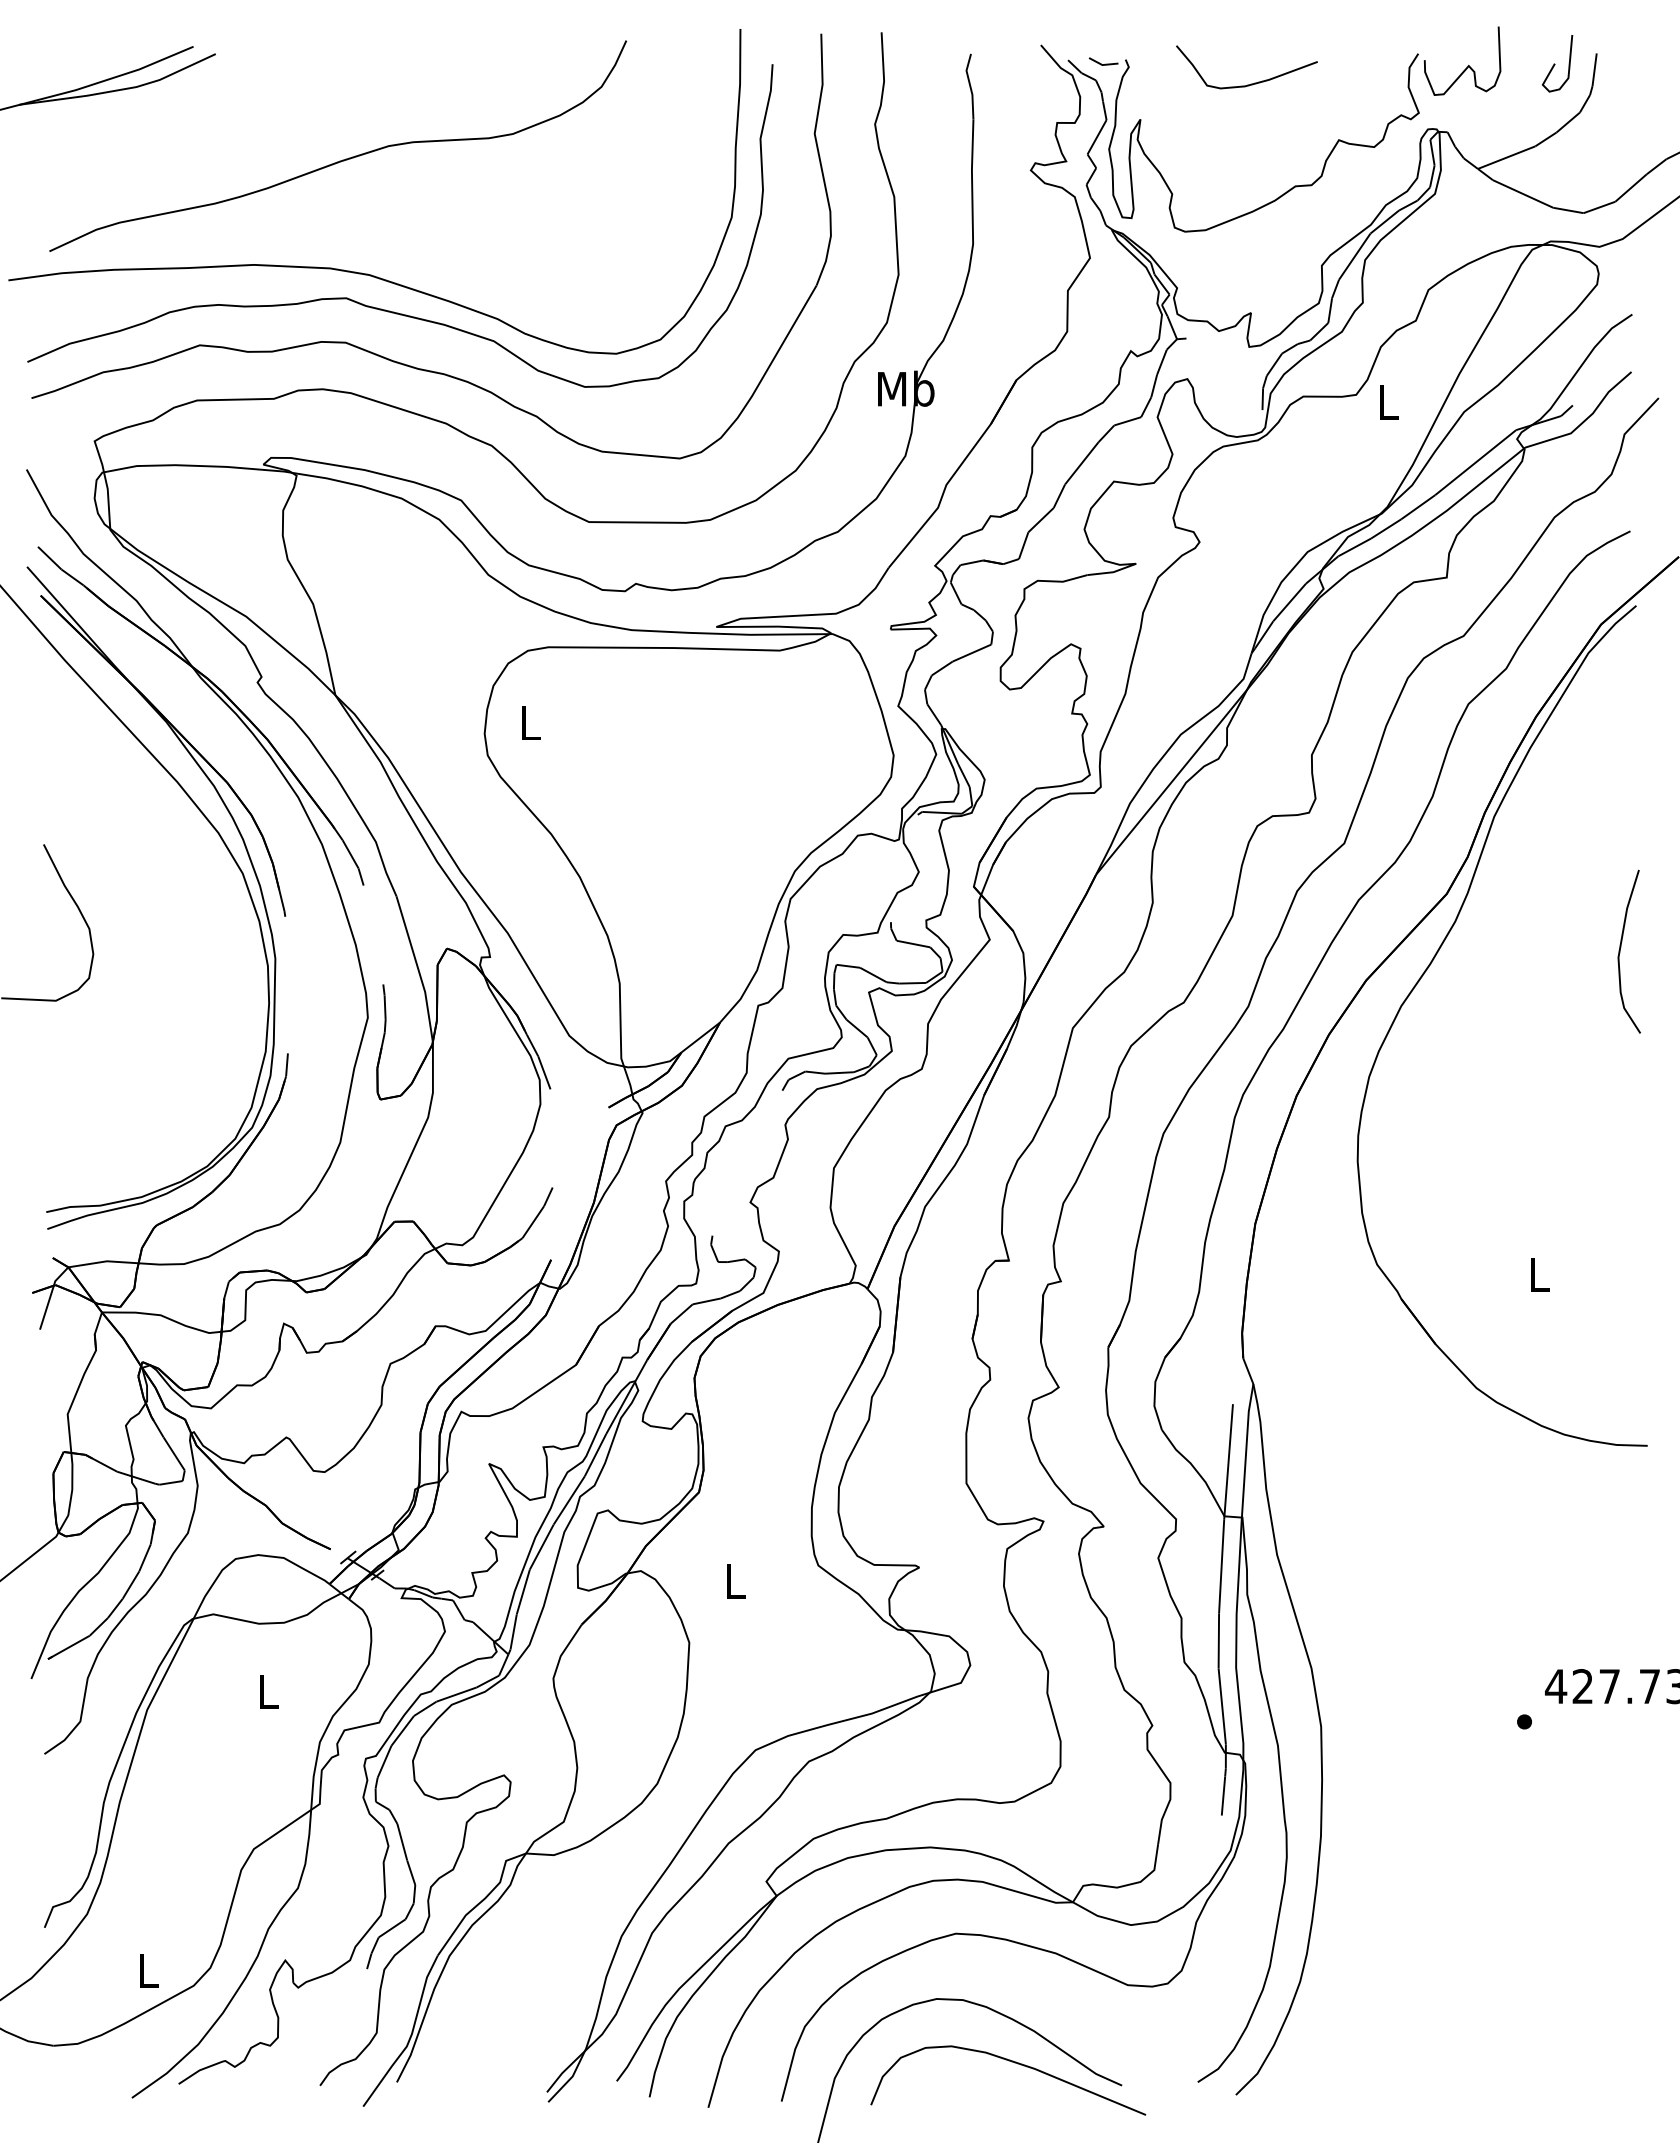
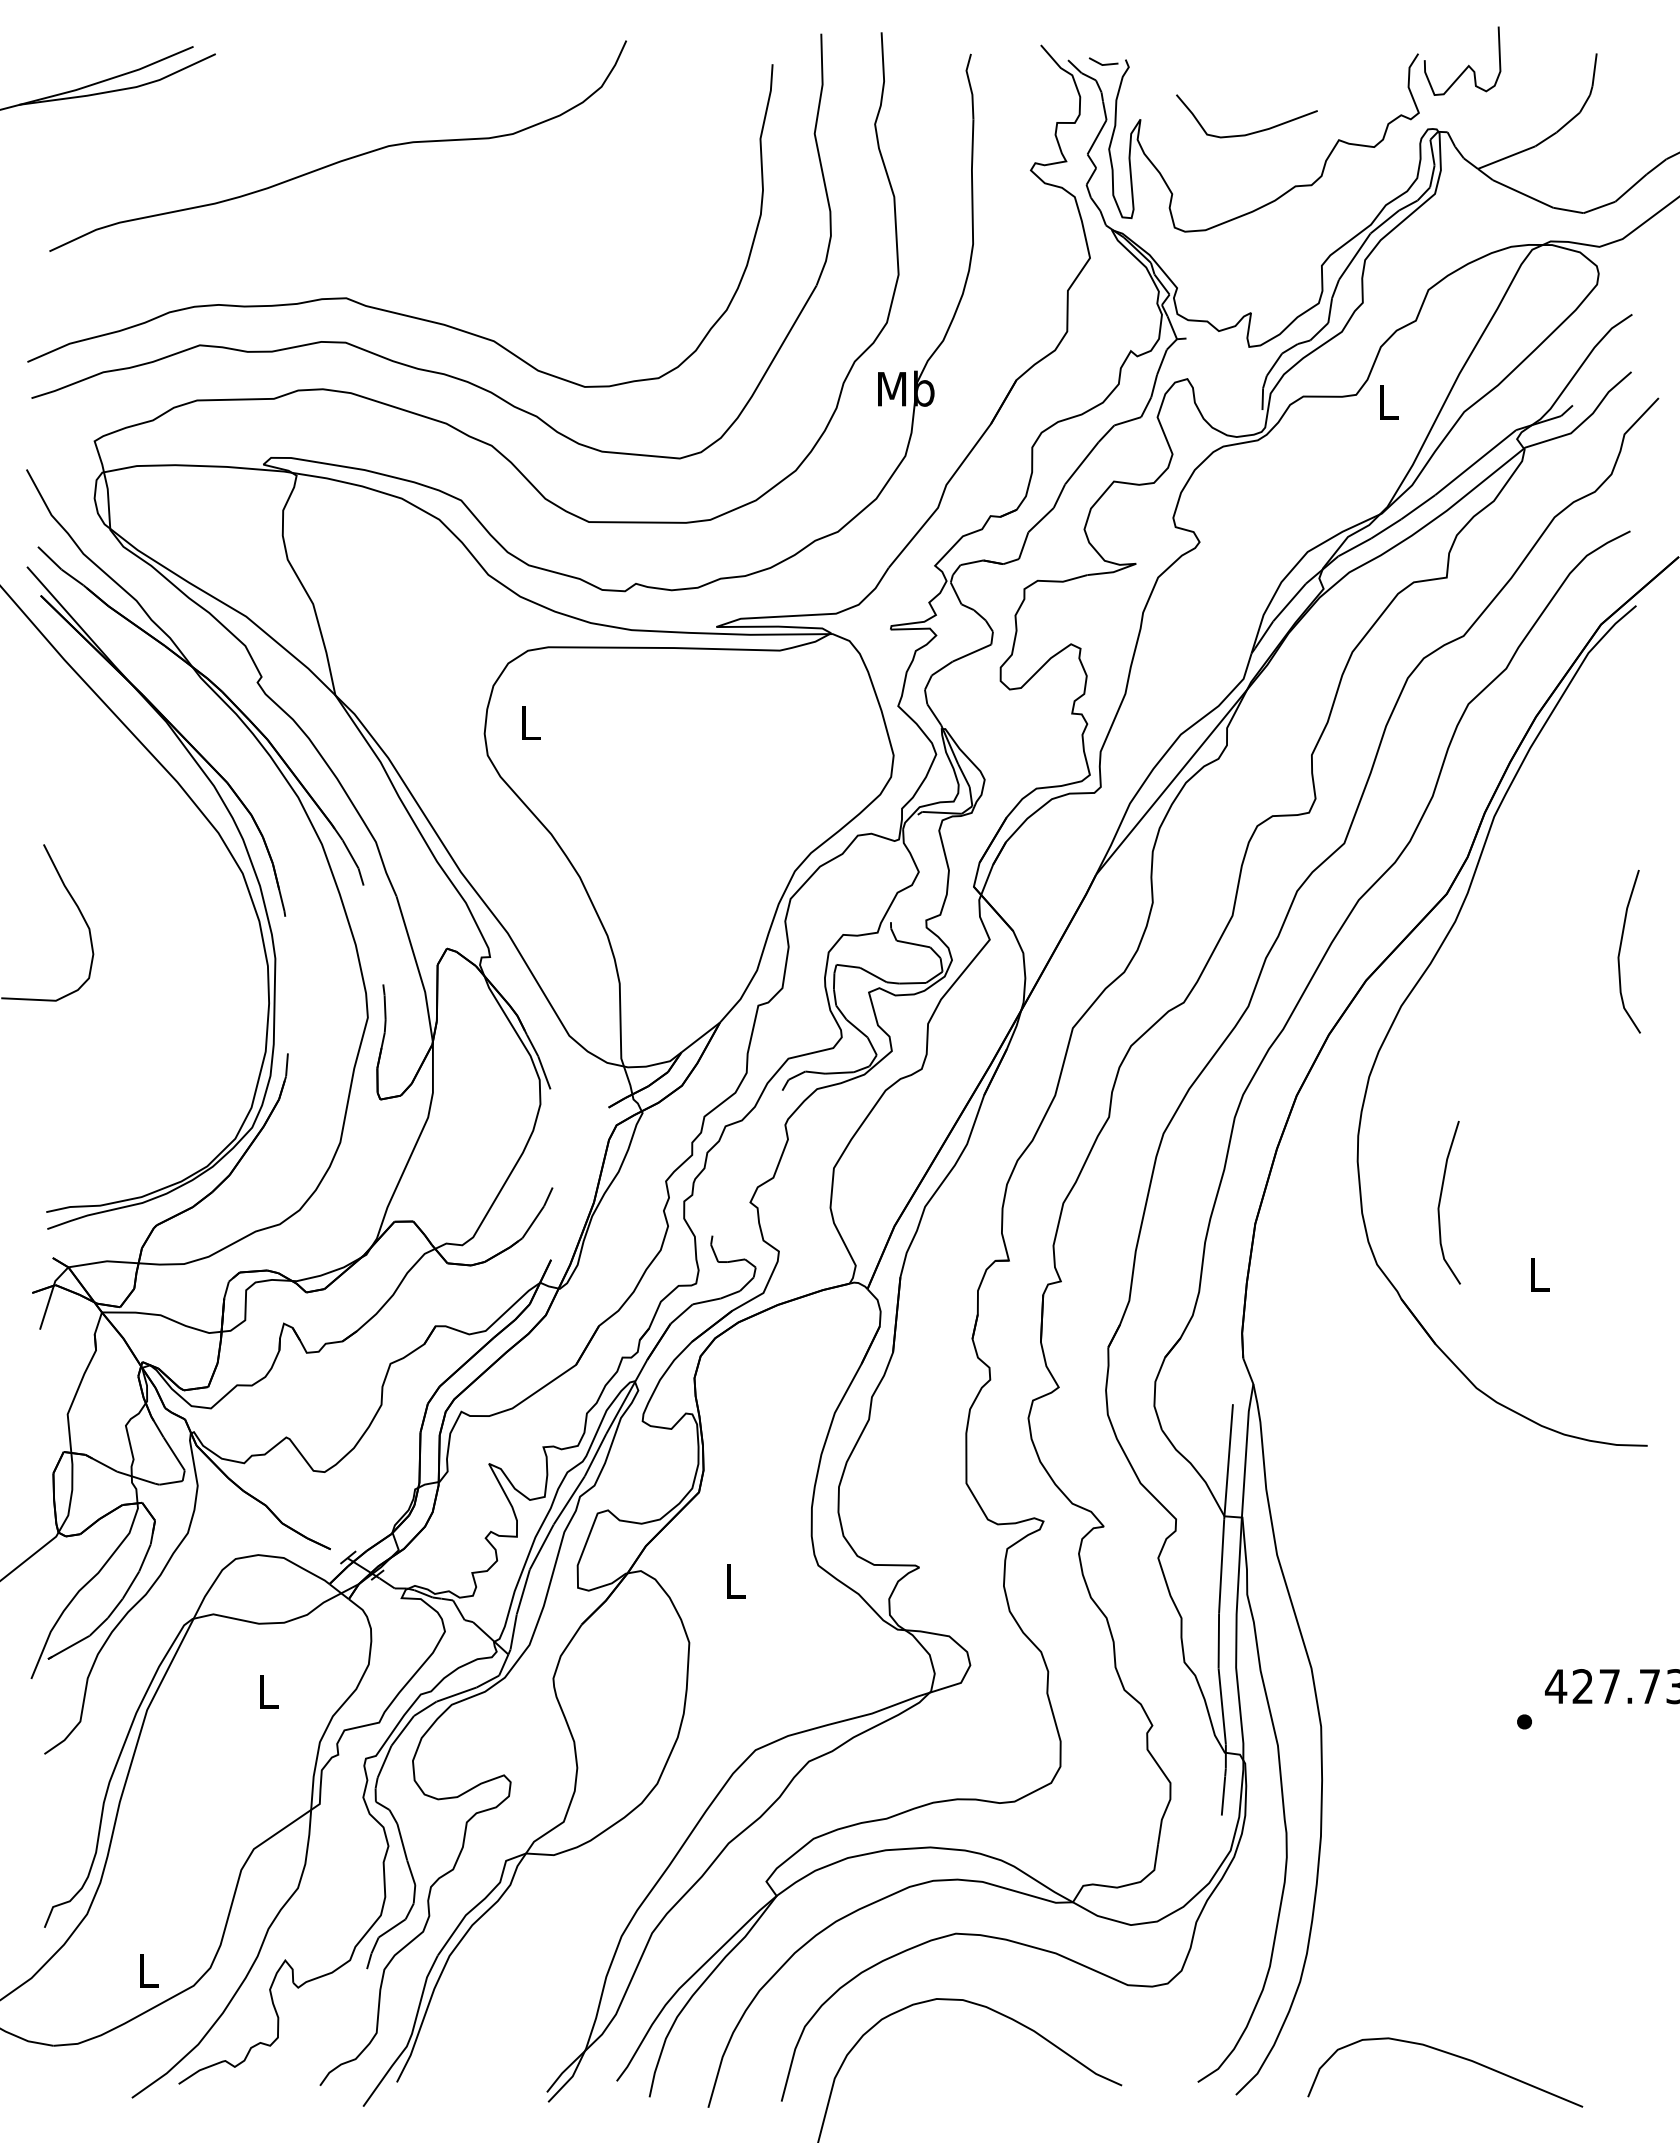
curve: present -> none (1555, 64)
curve position: (1251, 83) -> (1251, 132) (1251, 132)
curve: present -> none (361, 272)
curve: none -> present (1440, 1202)
curve position: (1014, 2063) -> (1451, 2055) (1451, 2055)
